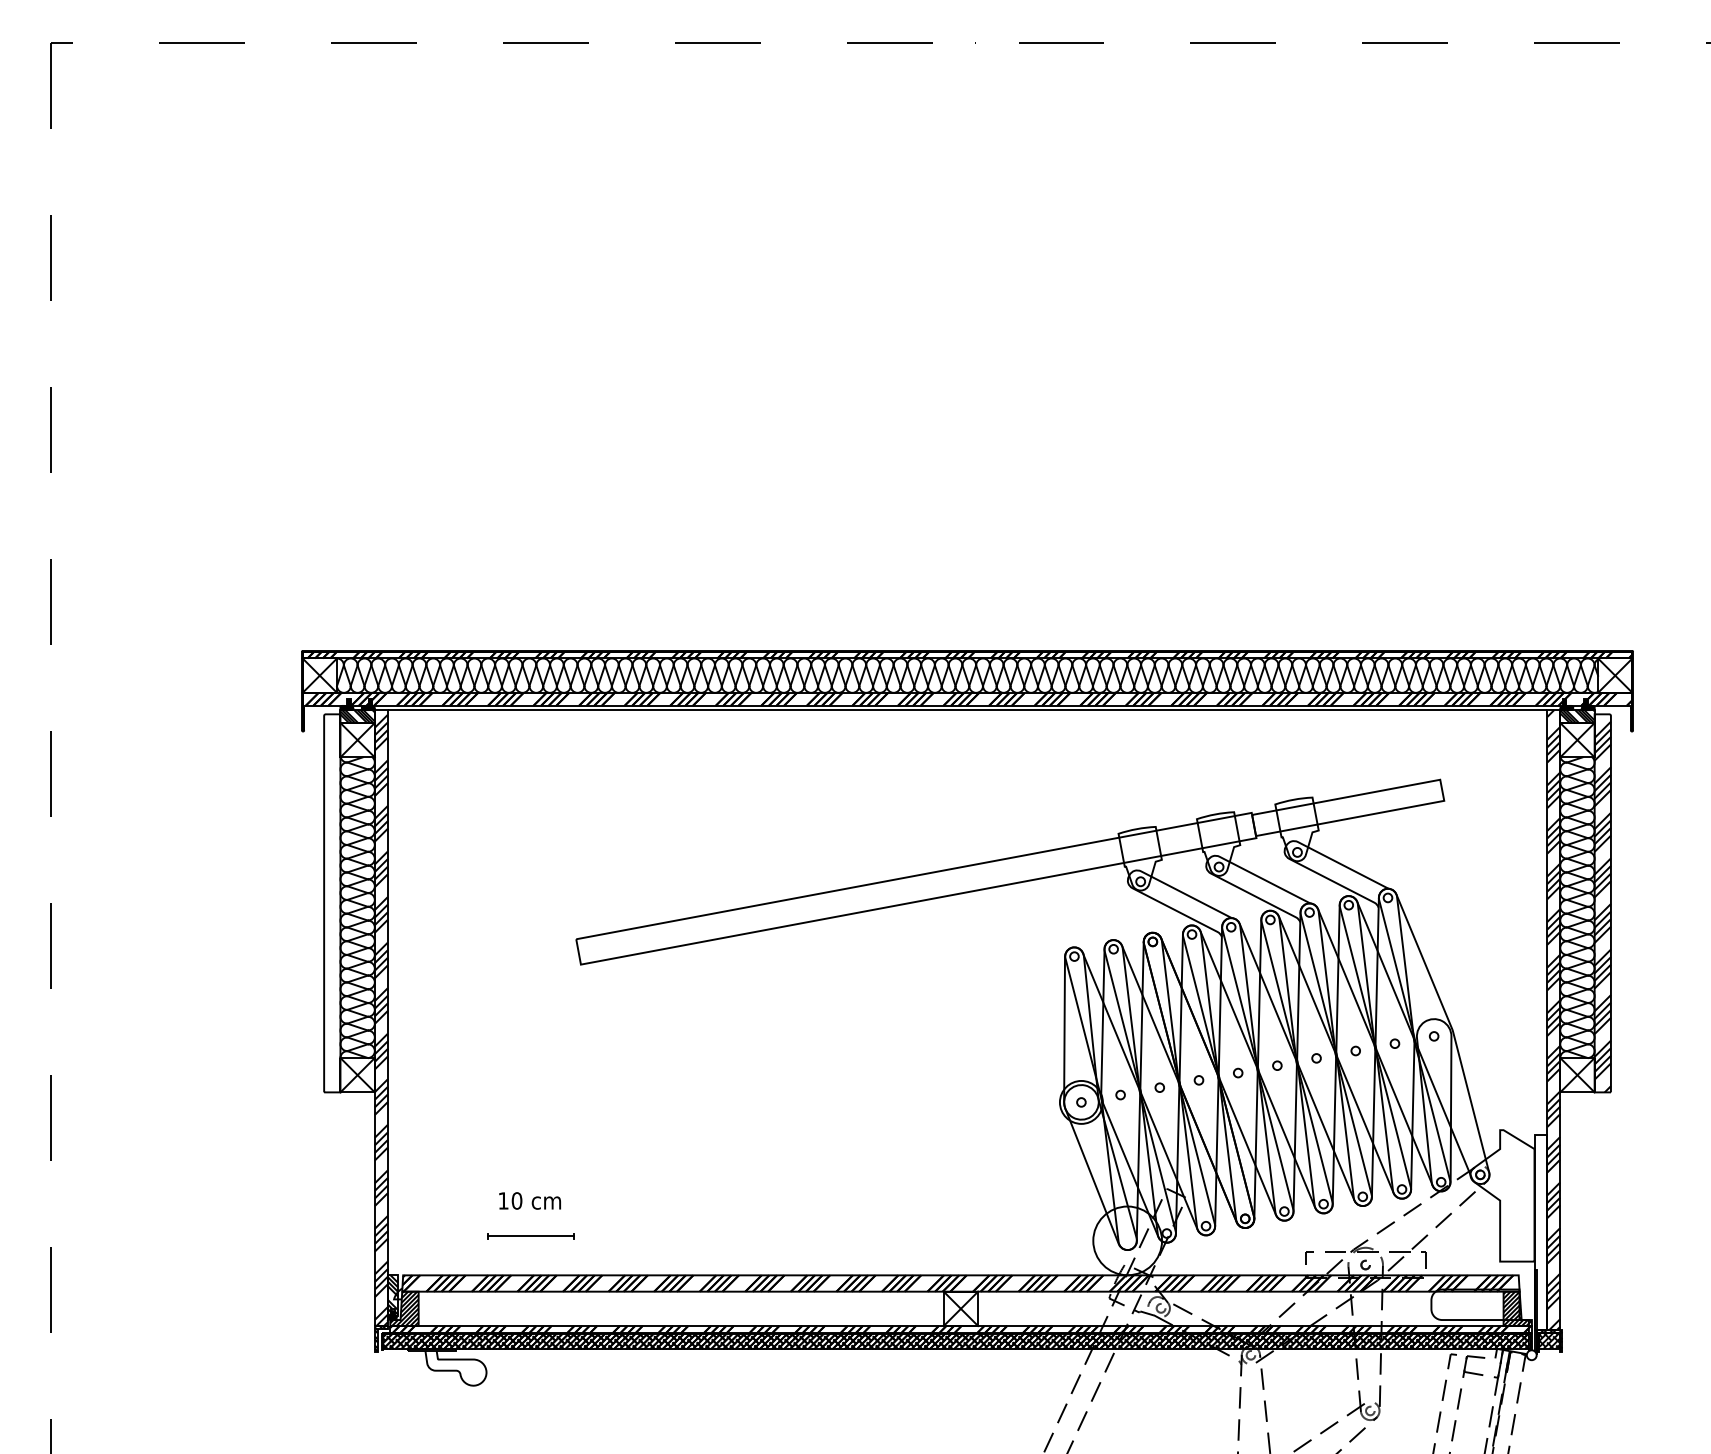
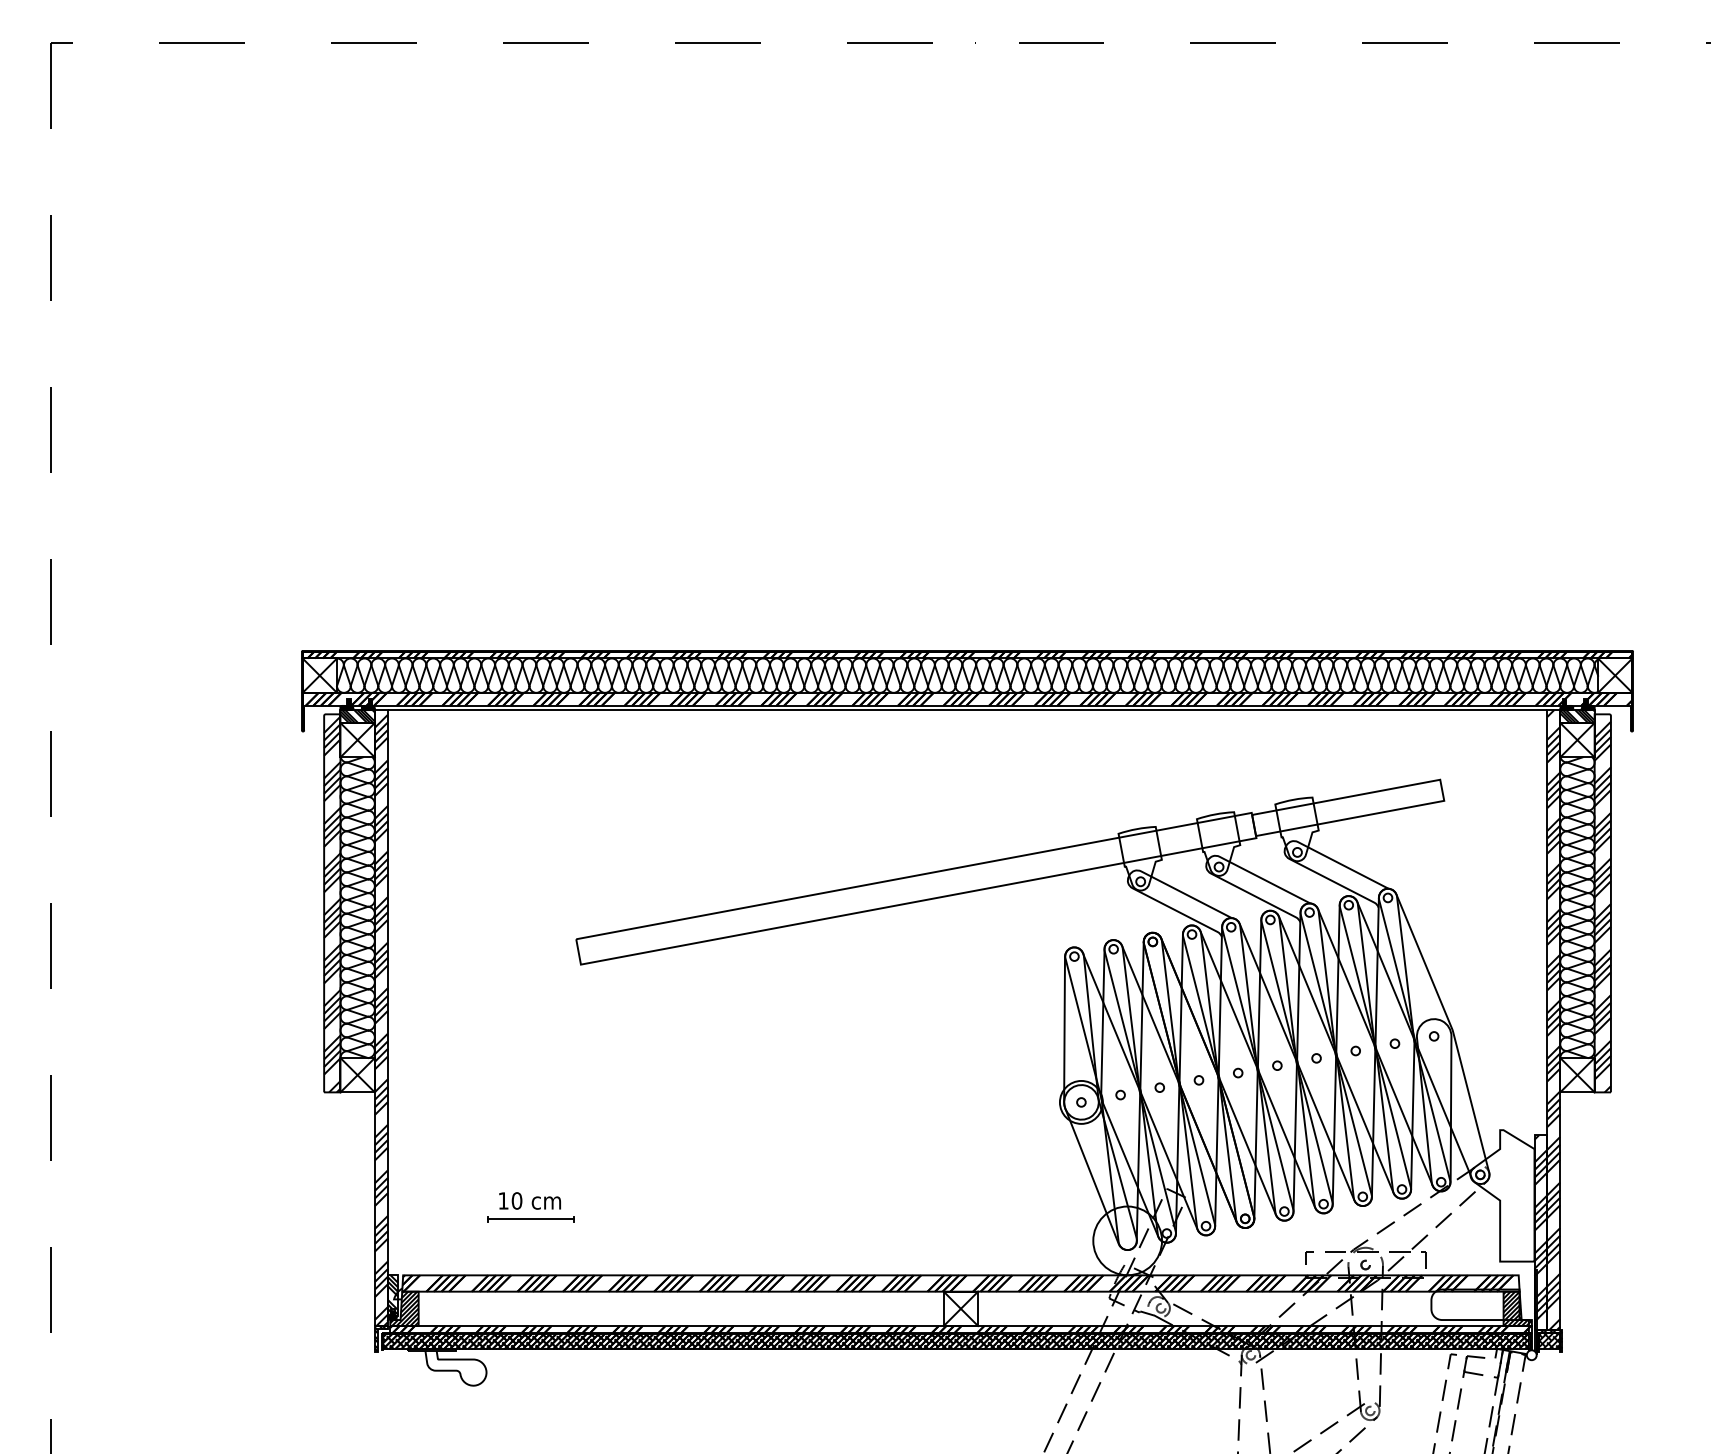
hatch: none -> present (332, 904)
hatch: none -> present (1540, 1228)
part position: (530, 1236) -> (530, 1219) (530, 1219)
